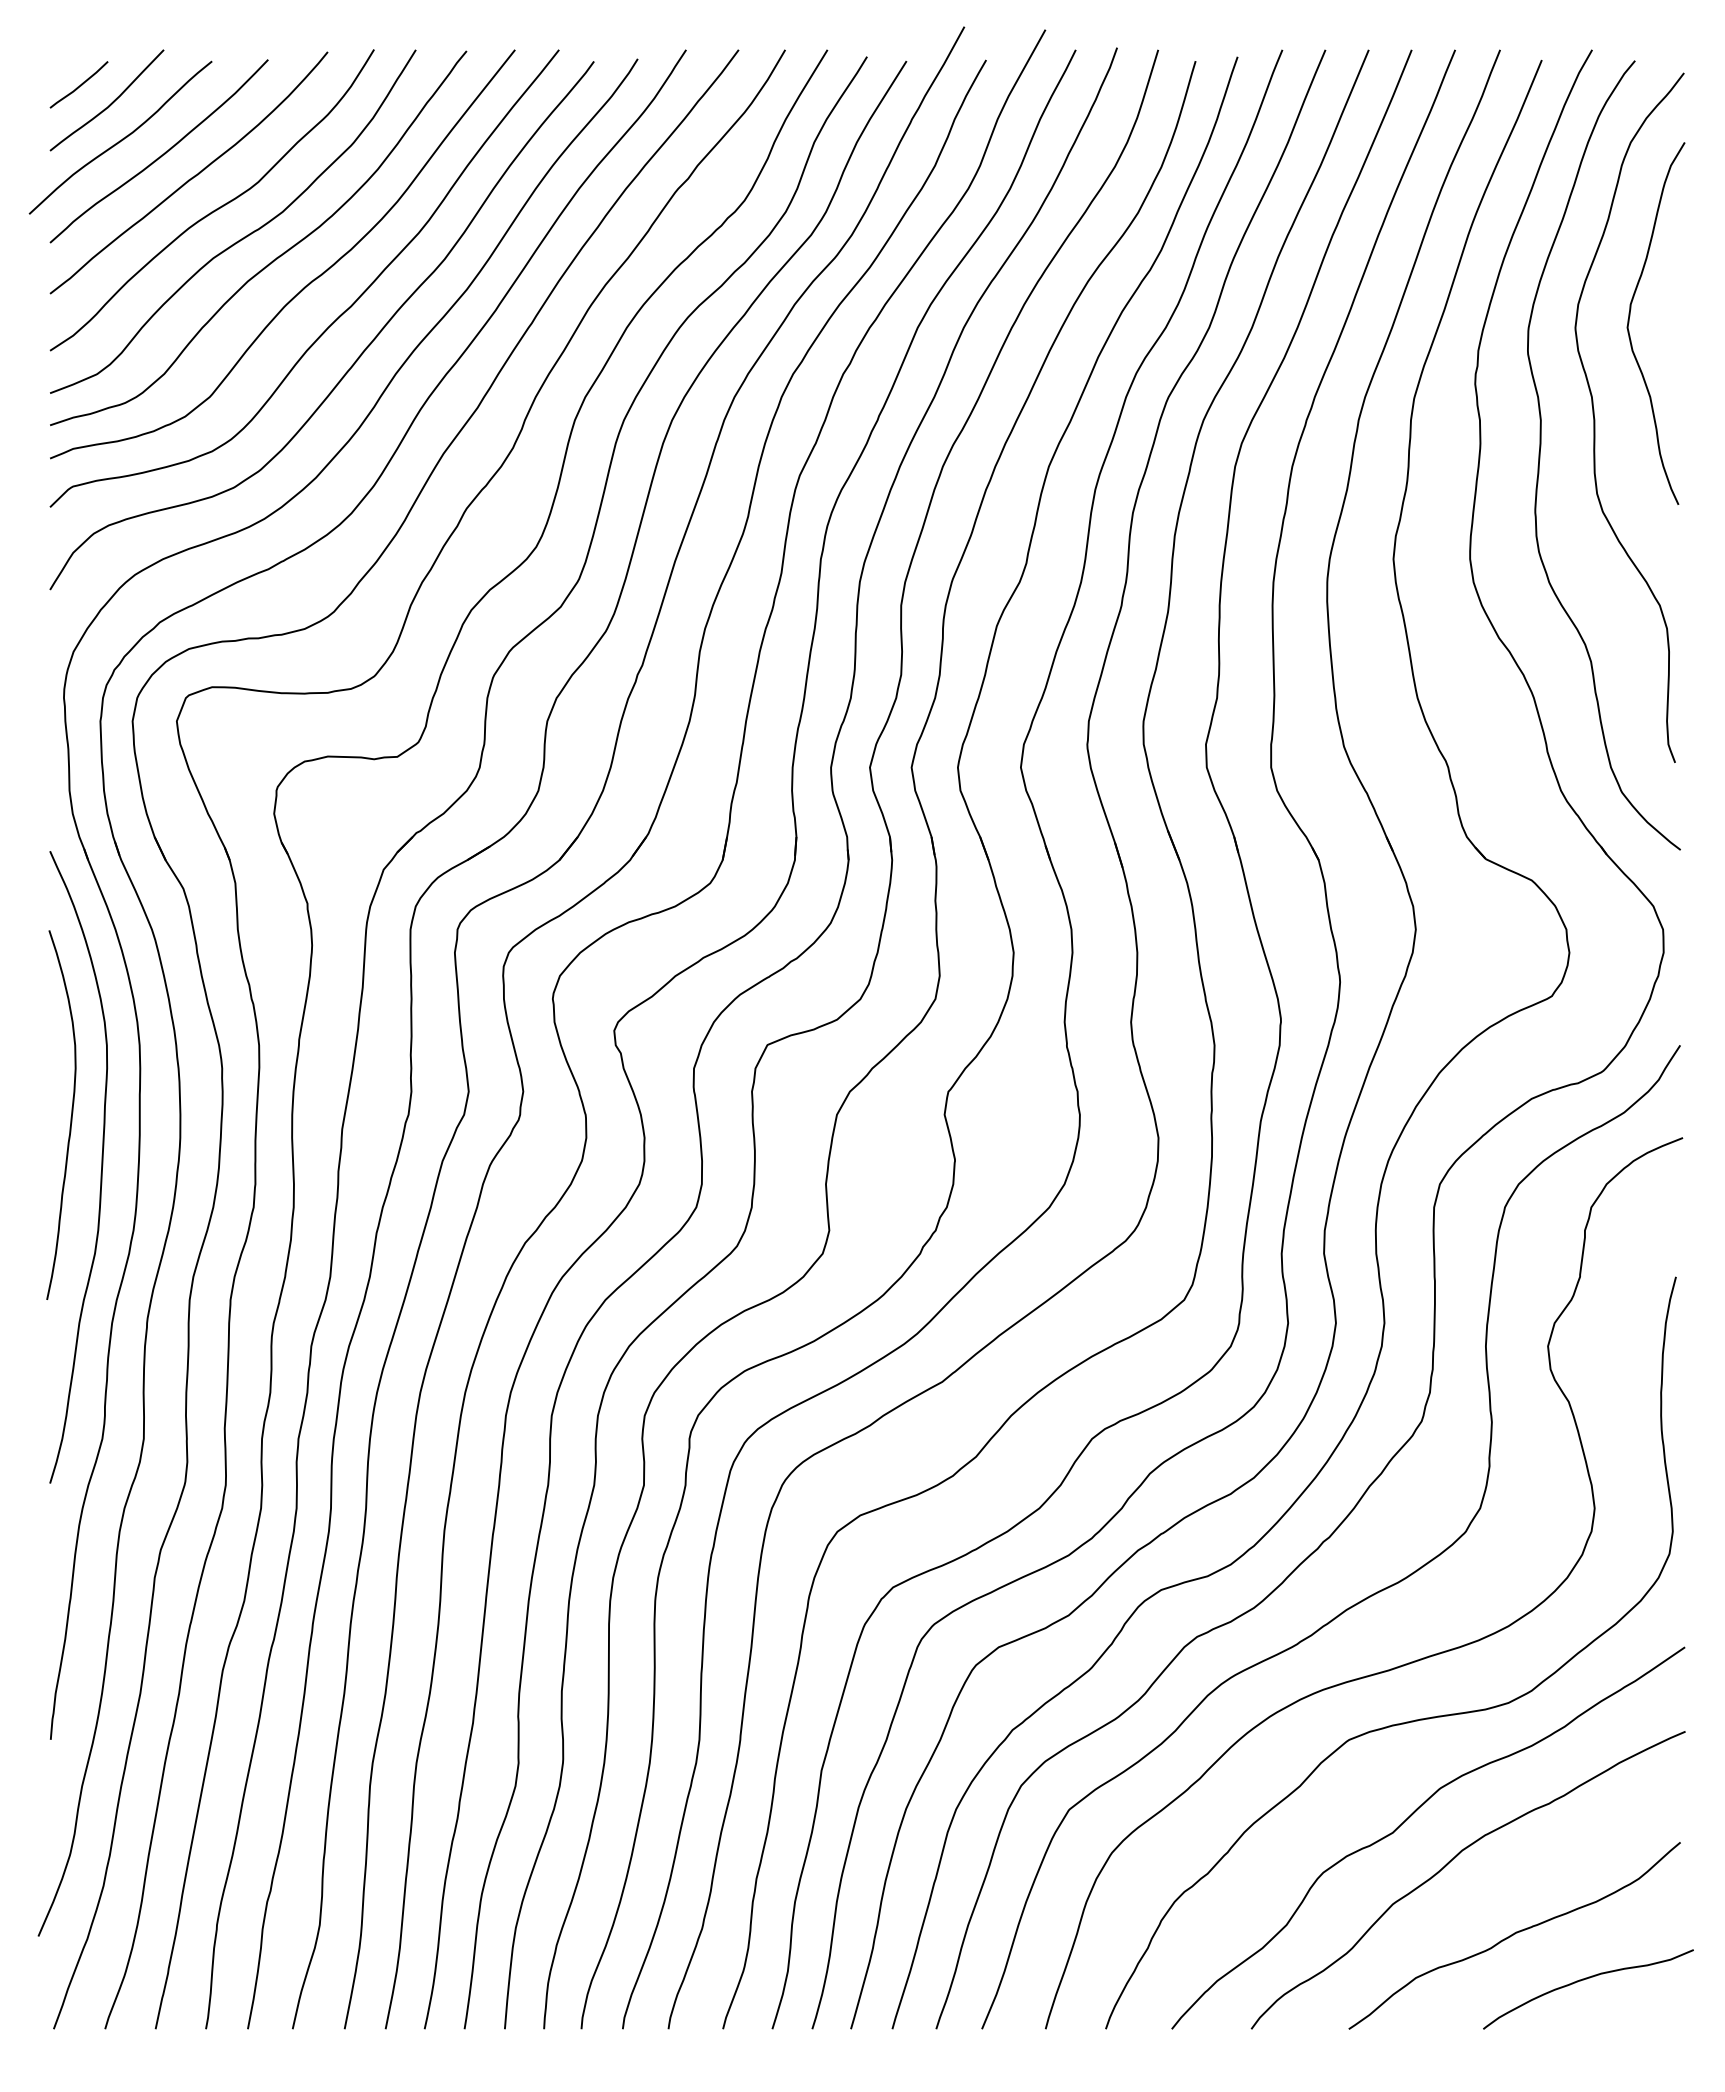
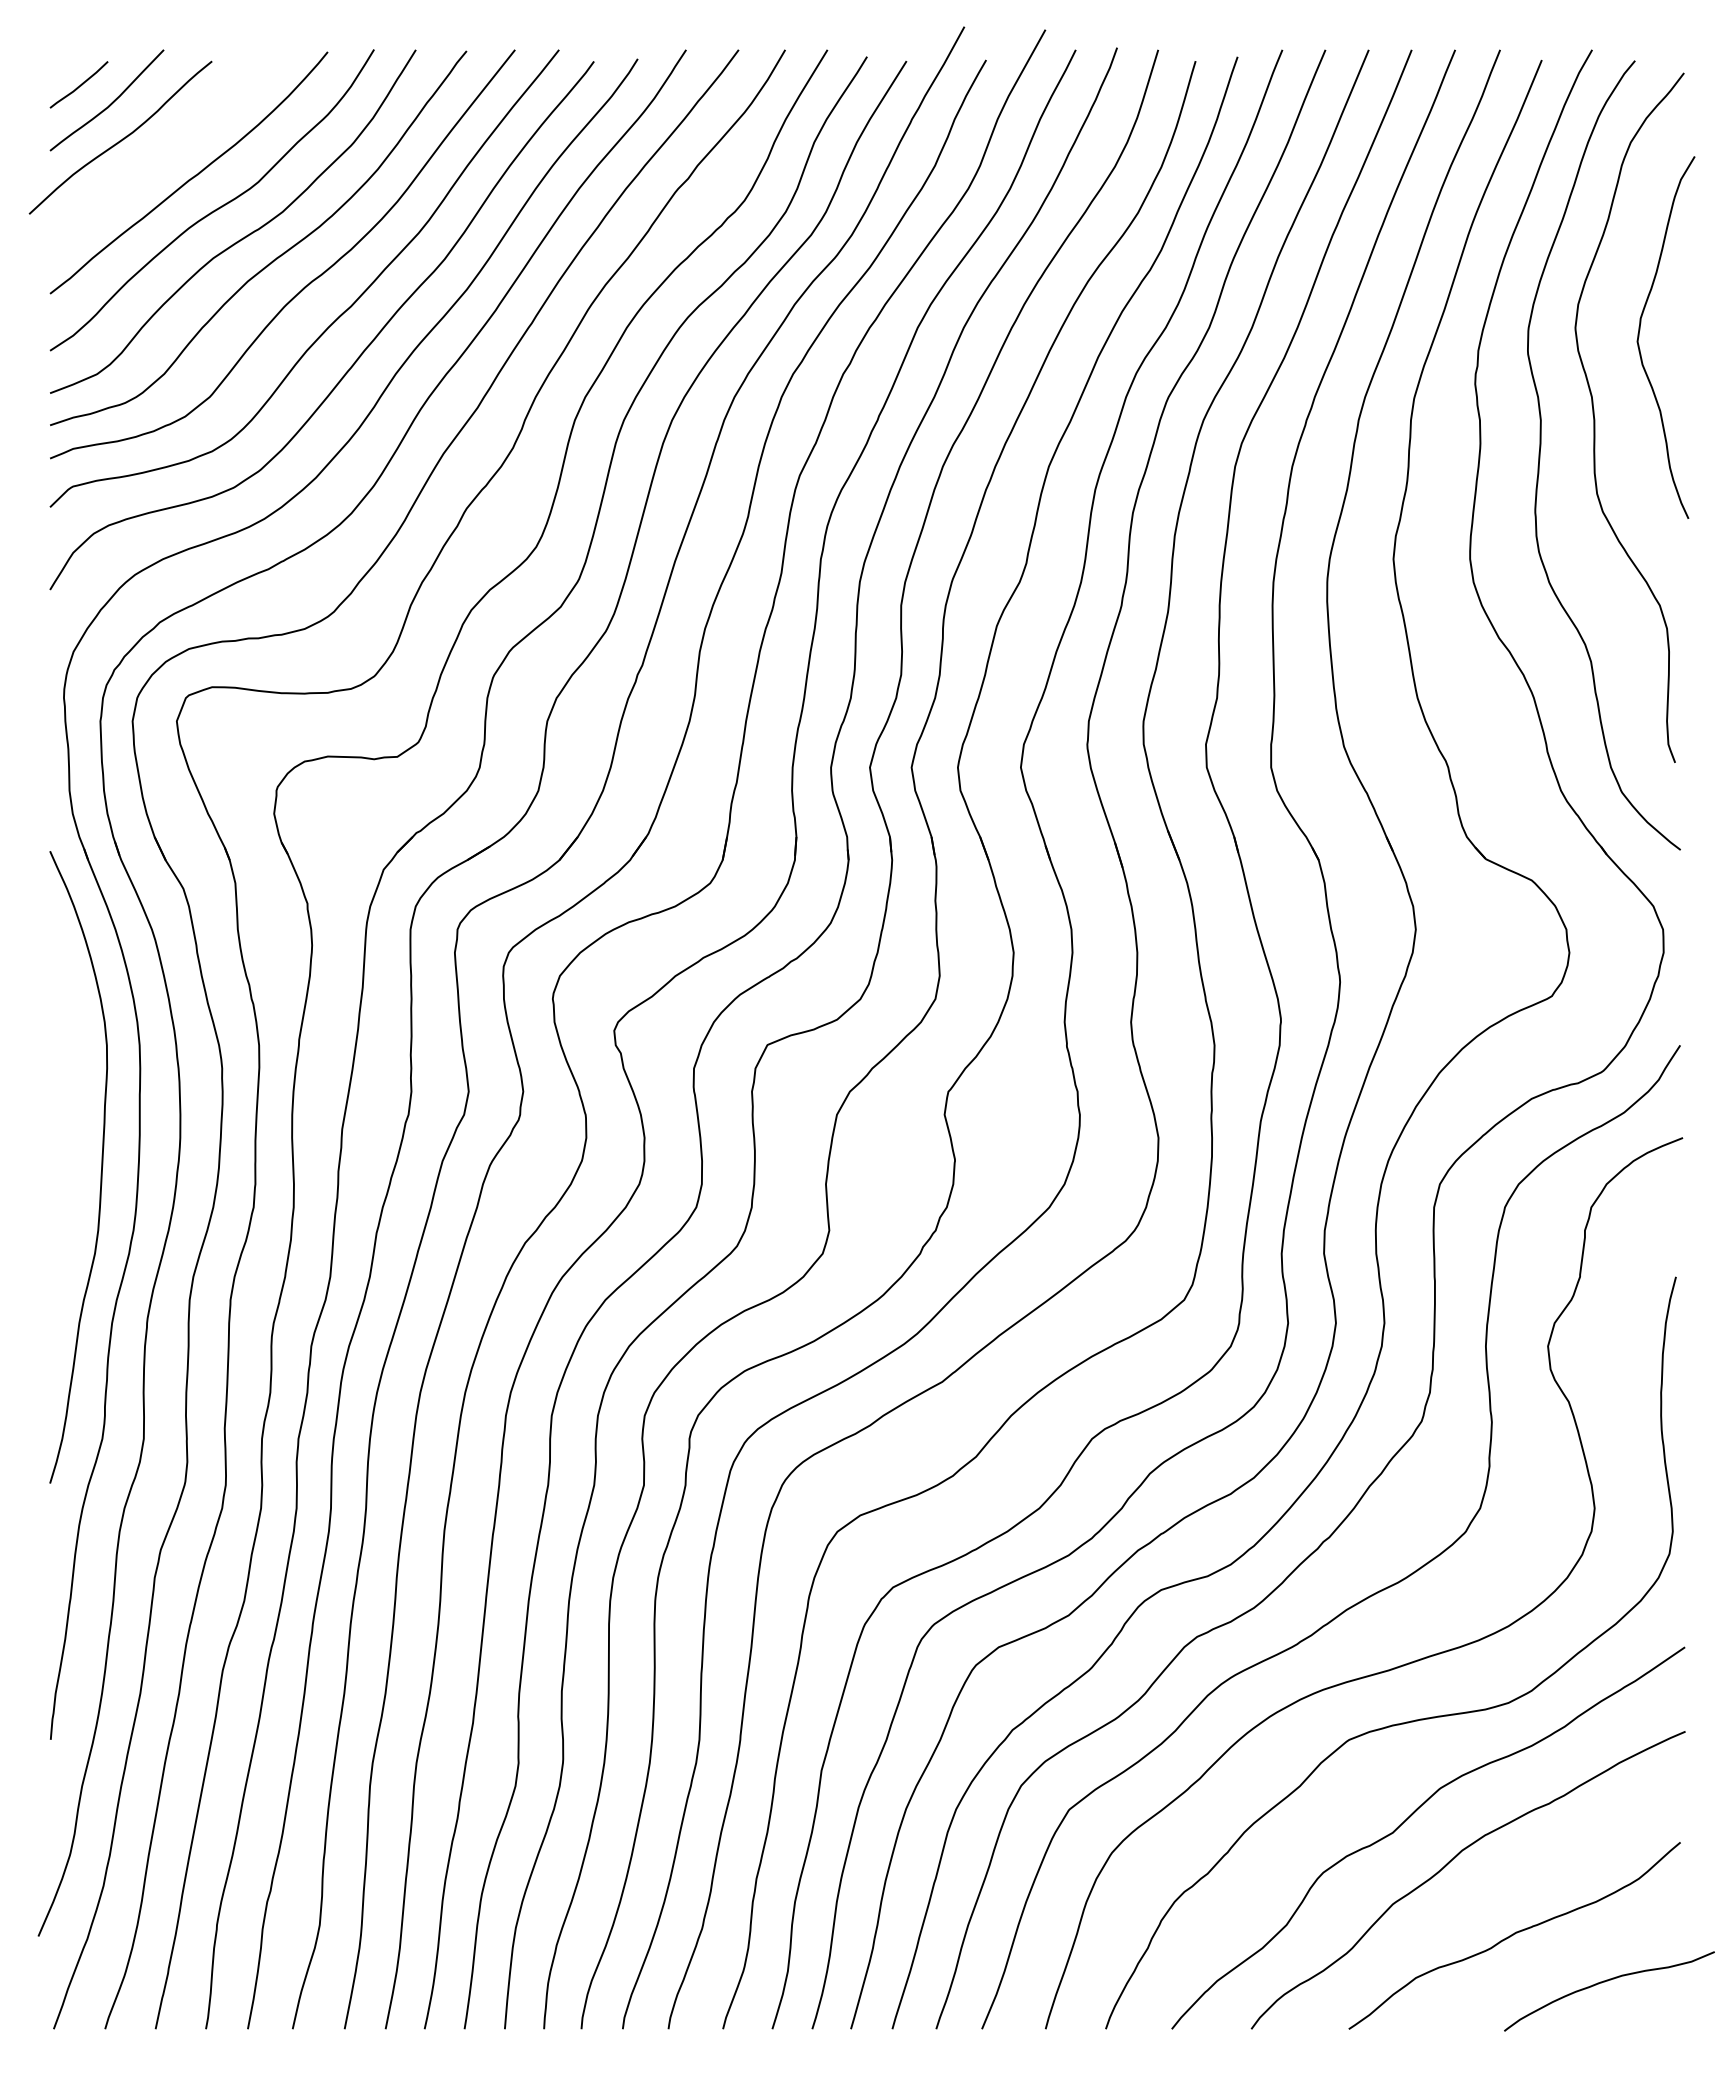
curve: present -> none (161, 154)
curve position: (1630, 316) -> (1640, 330) (1640, 330)
curve: present -> none (70, 1117)
curve position: (1587, 1979) -> (1608, 1981) (1608, 1981)
